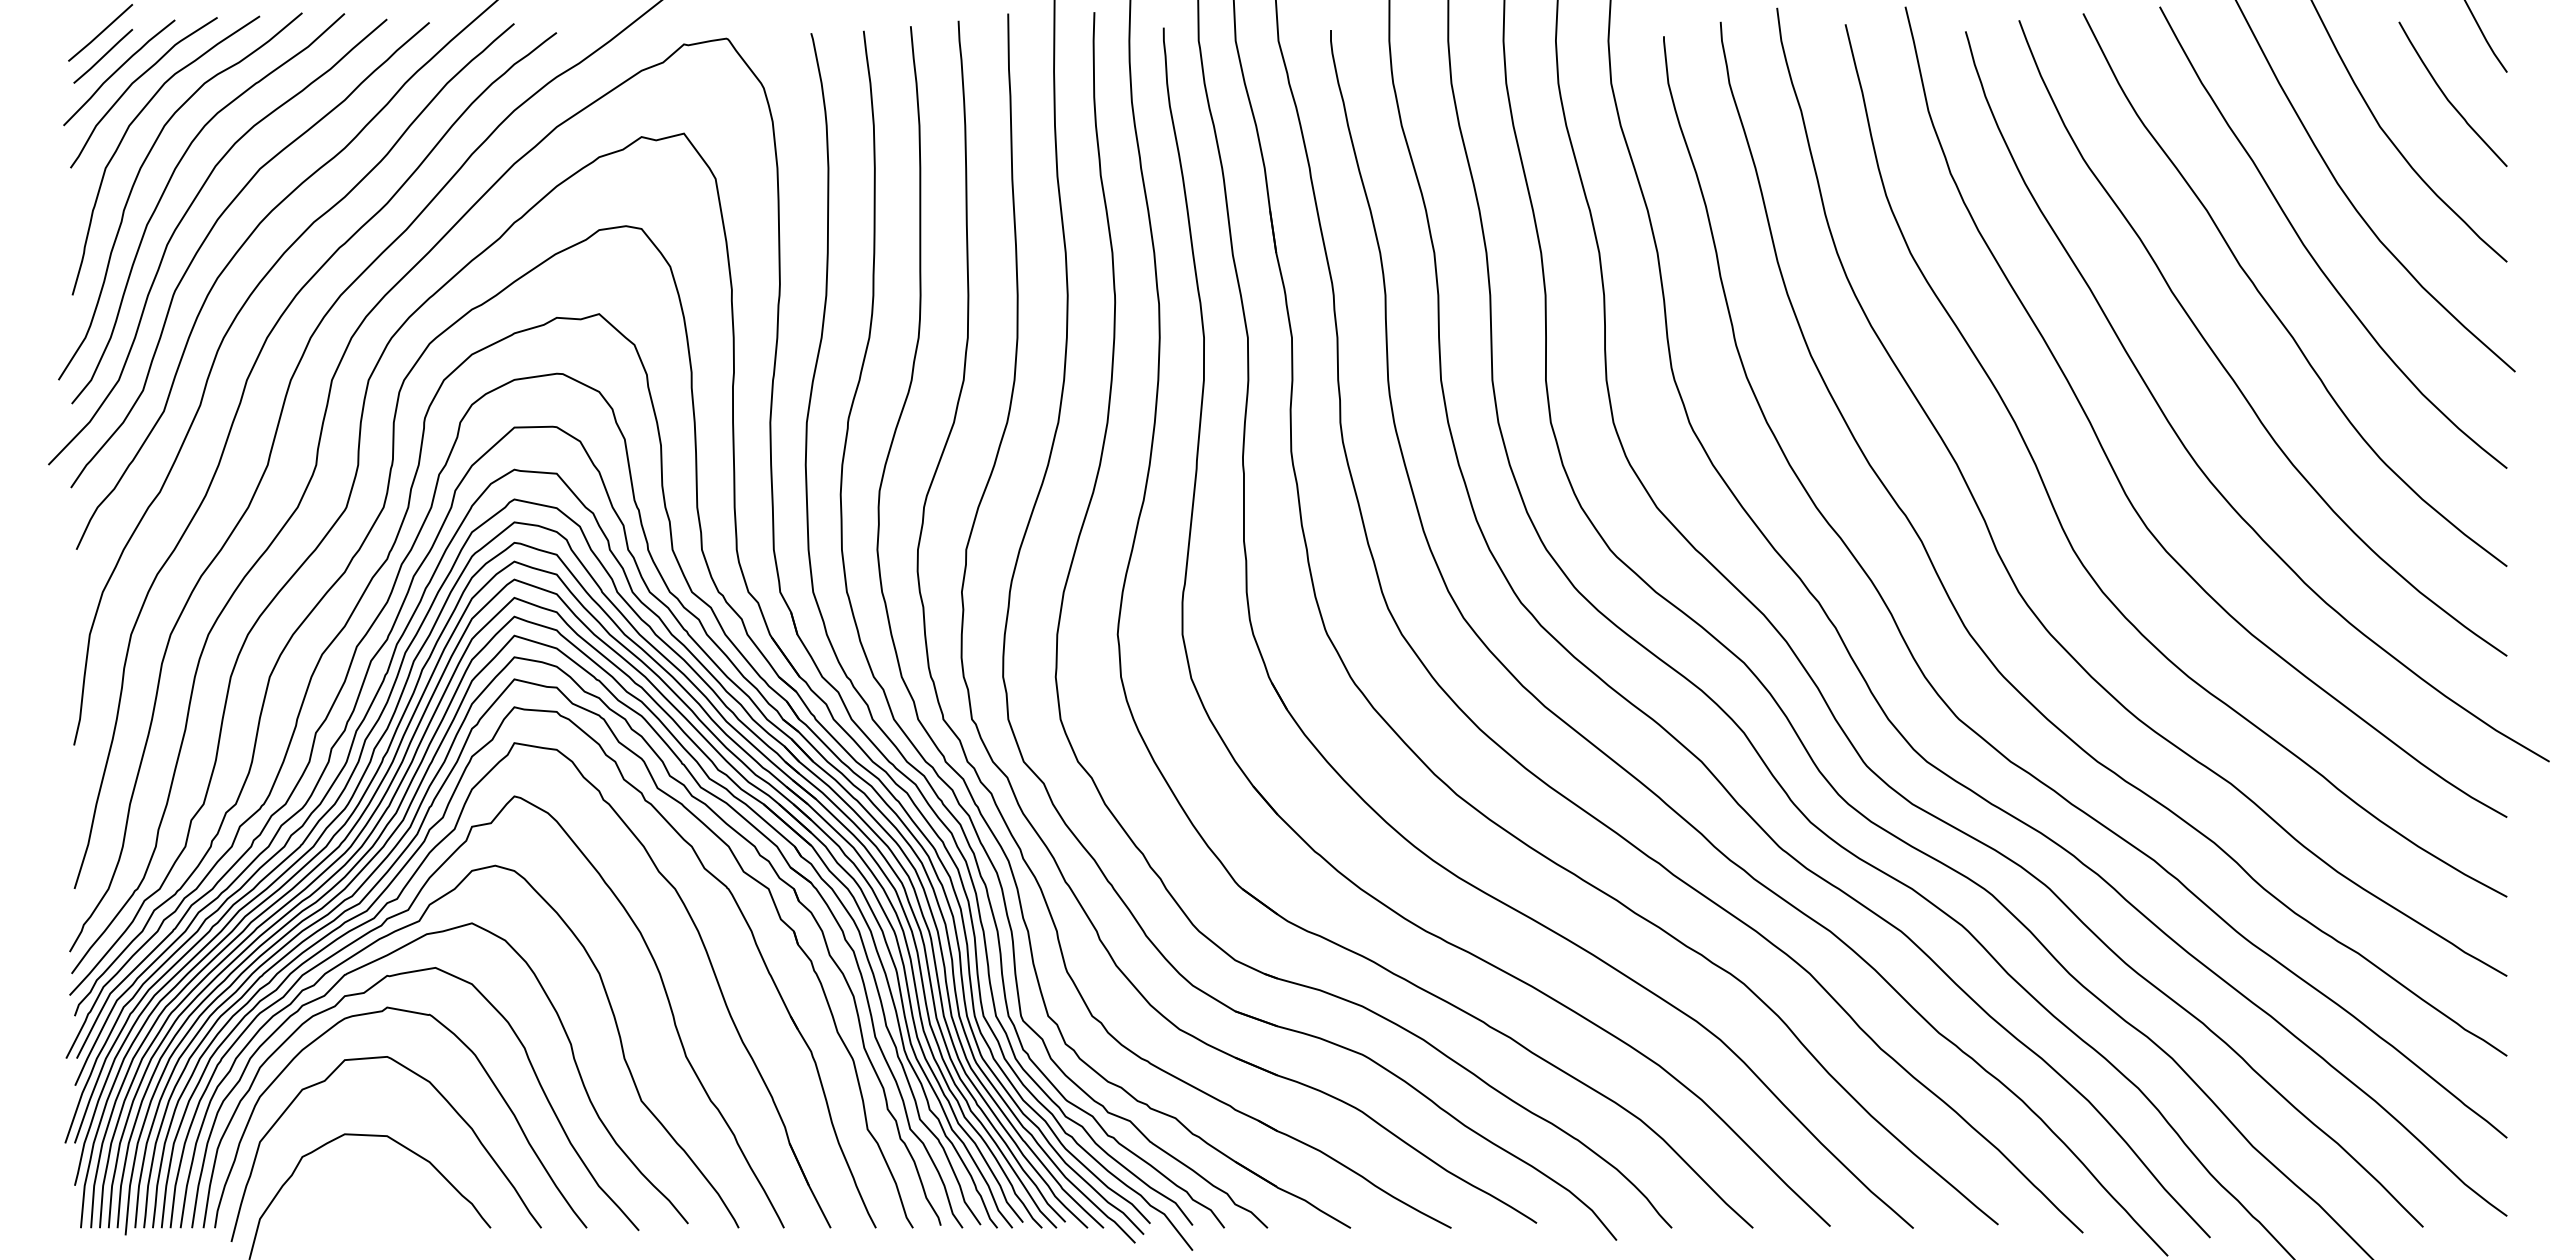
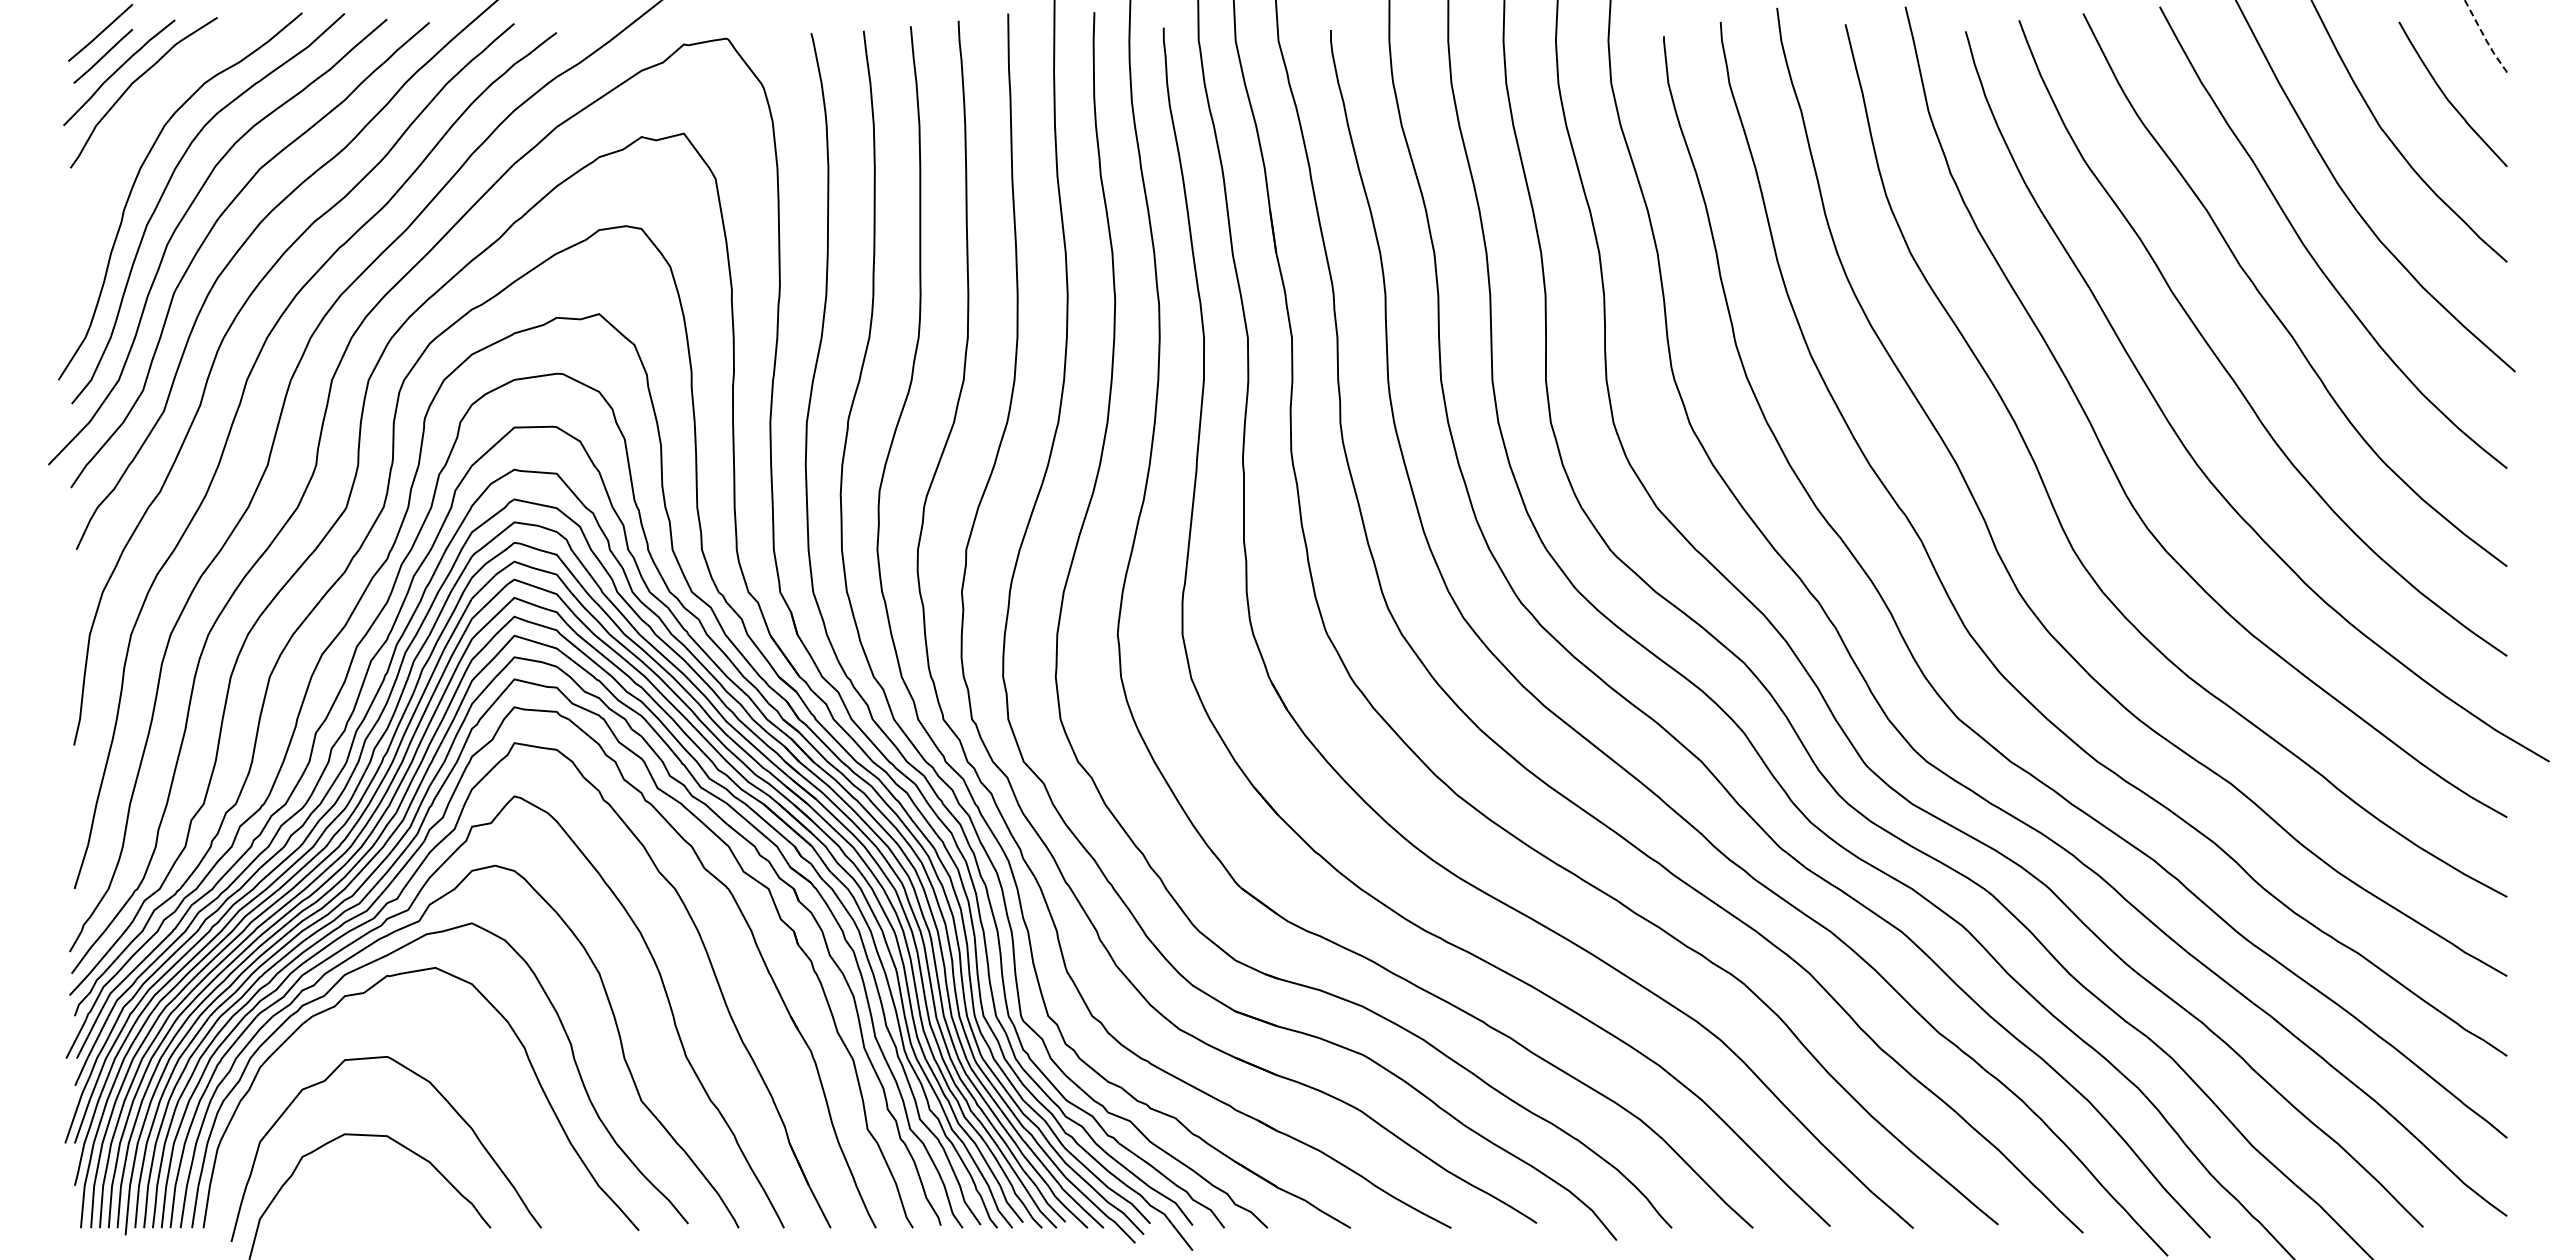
line: solid -> dashed (2485, 38)
curve: present -> none (125, 135)
curve: present -> none (480, 1065)
